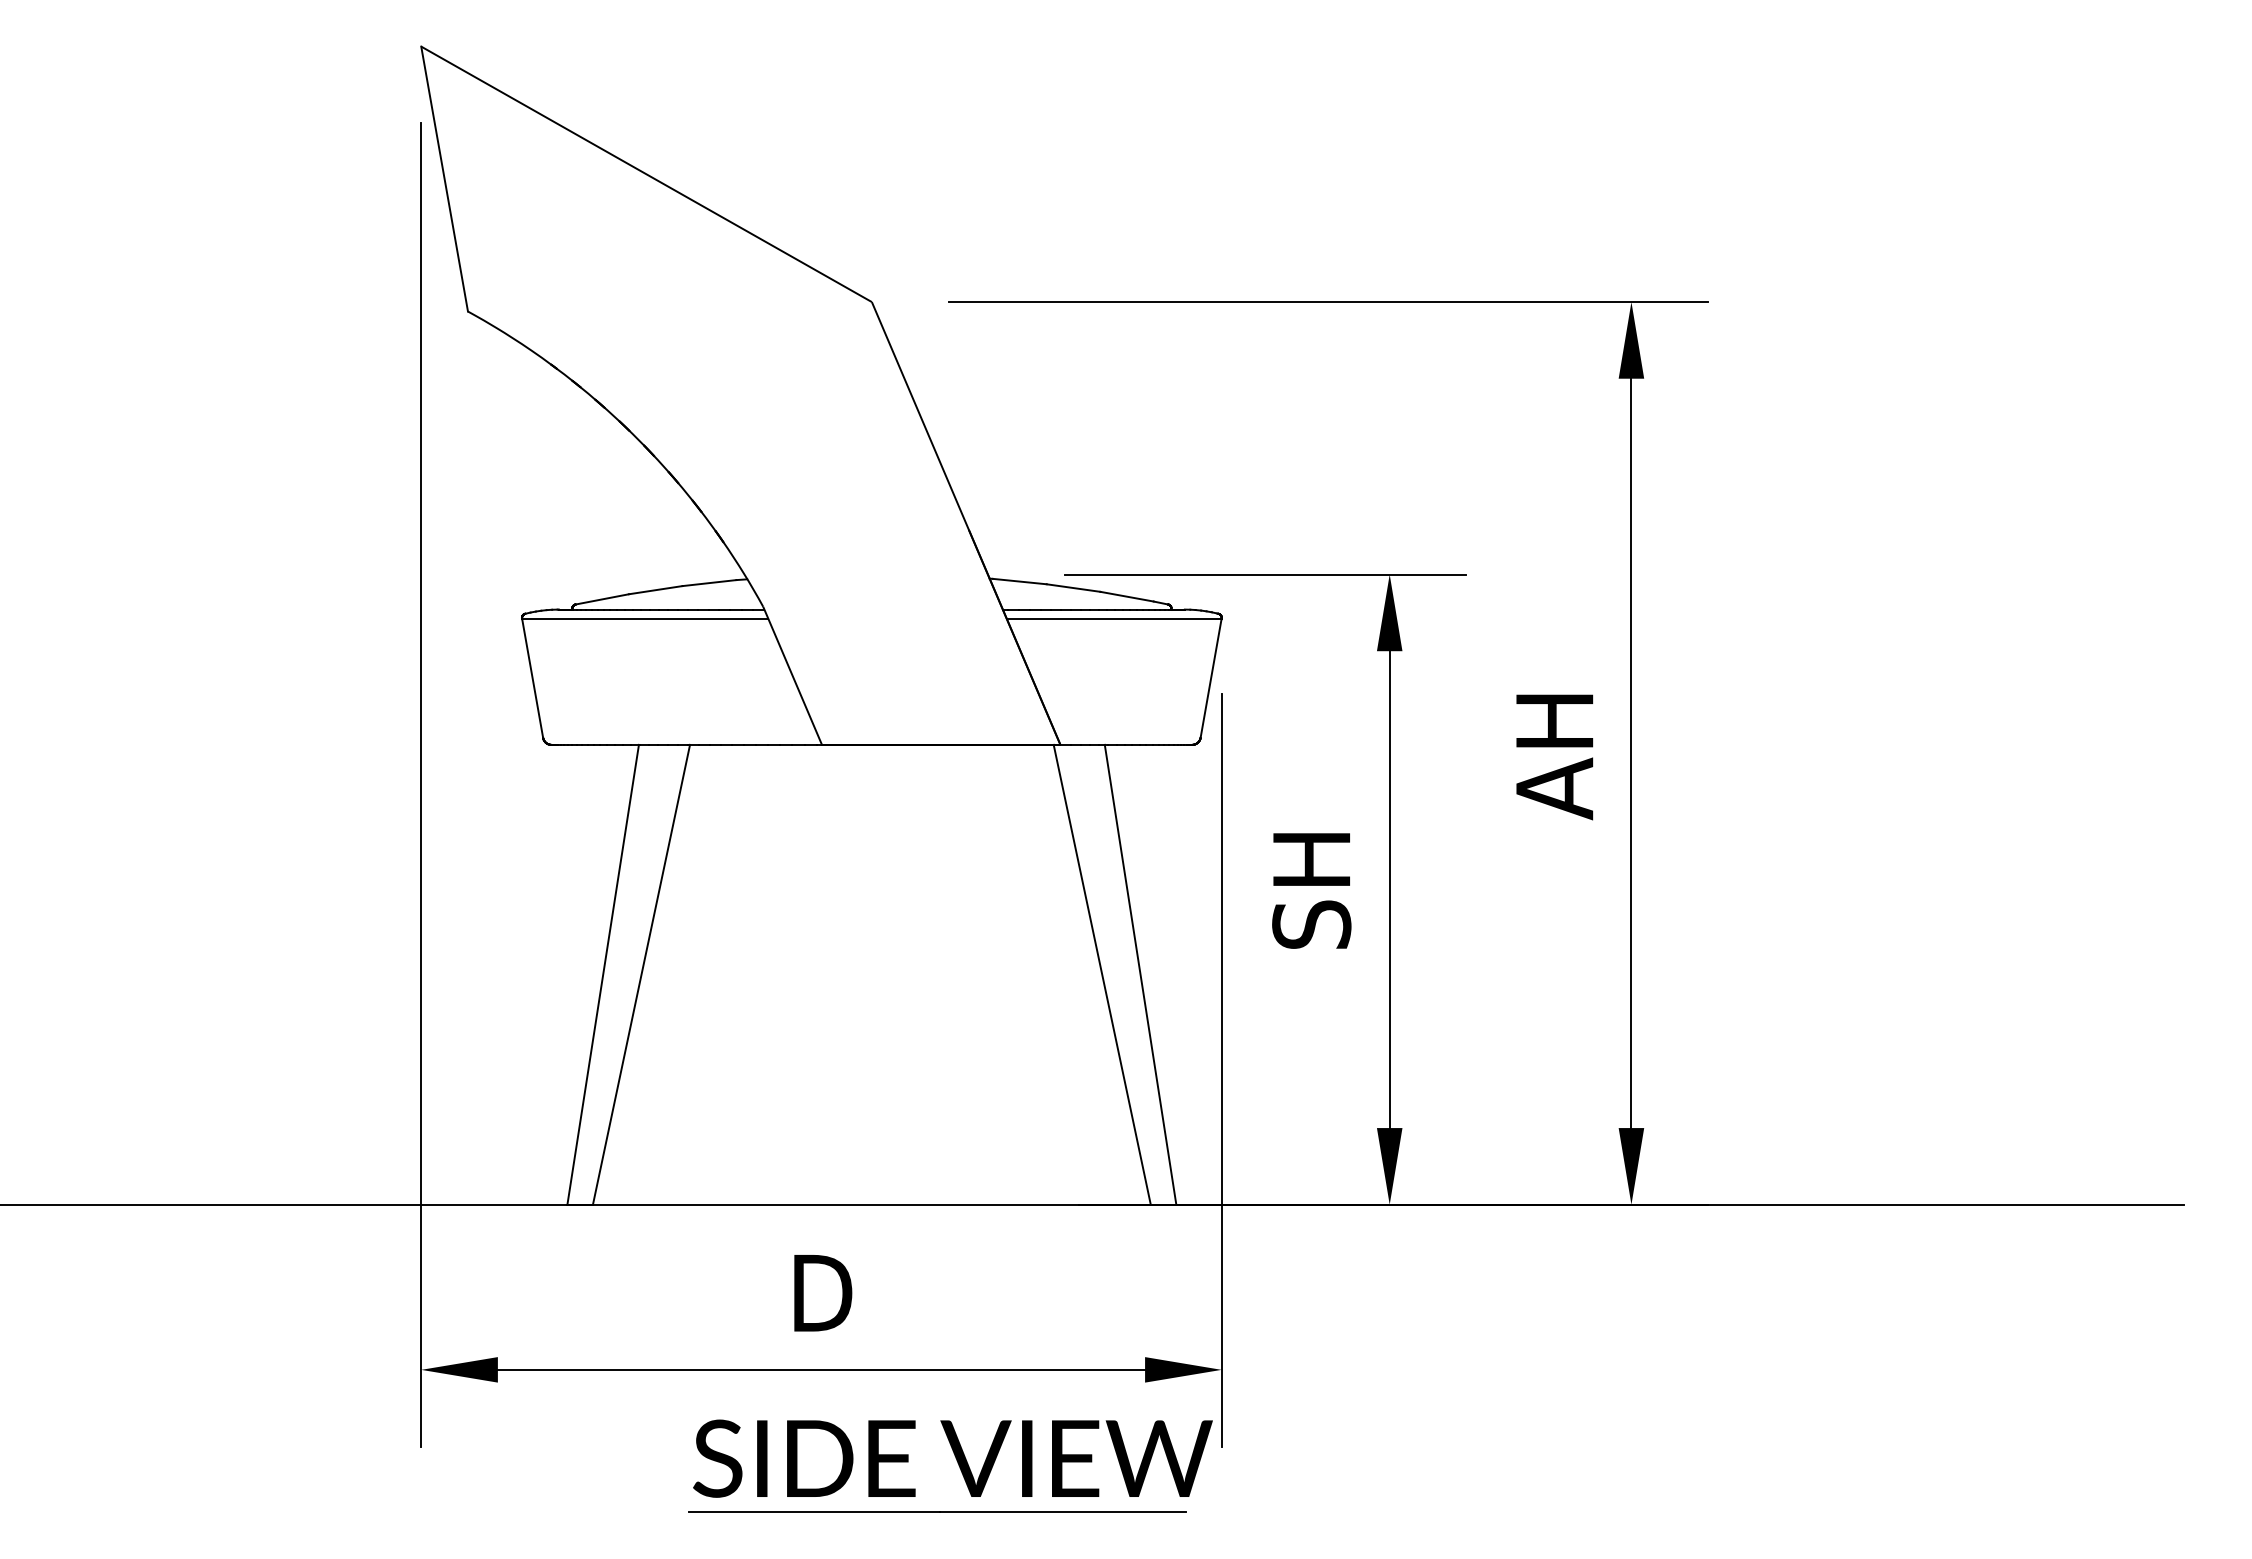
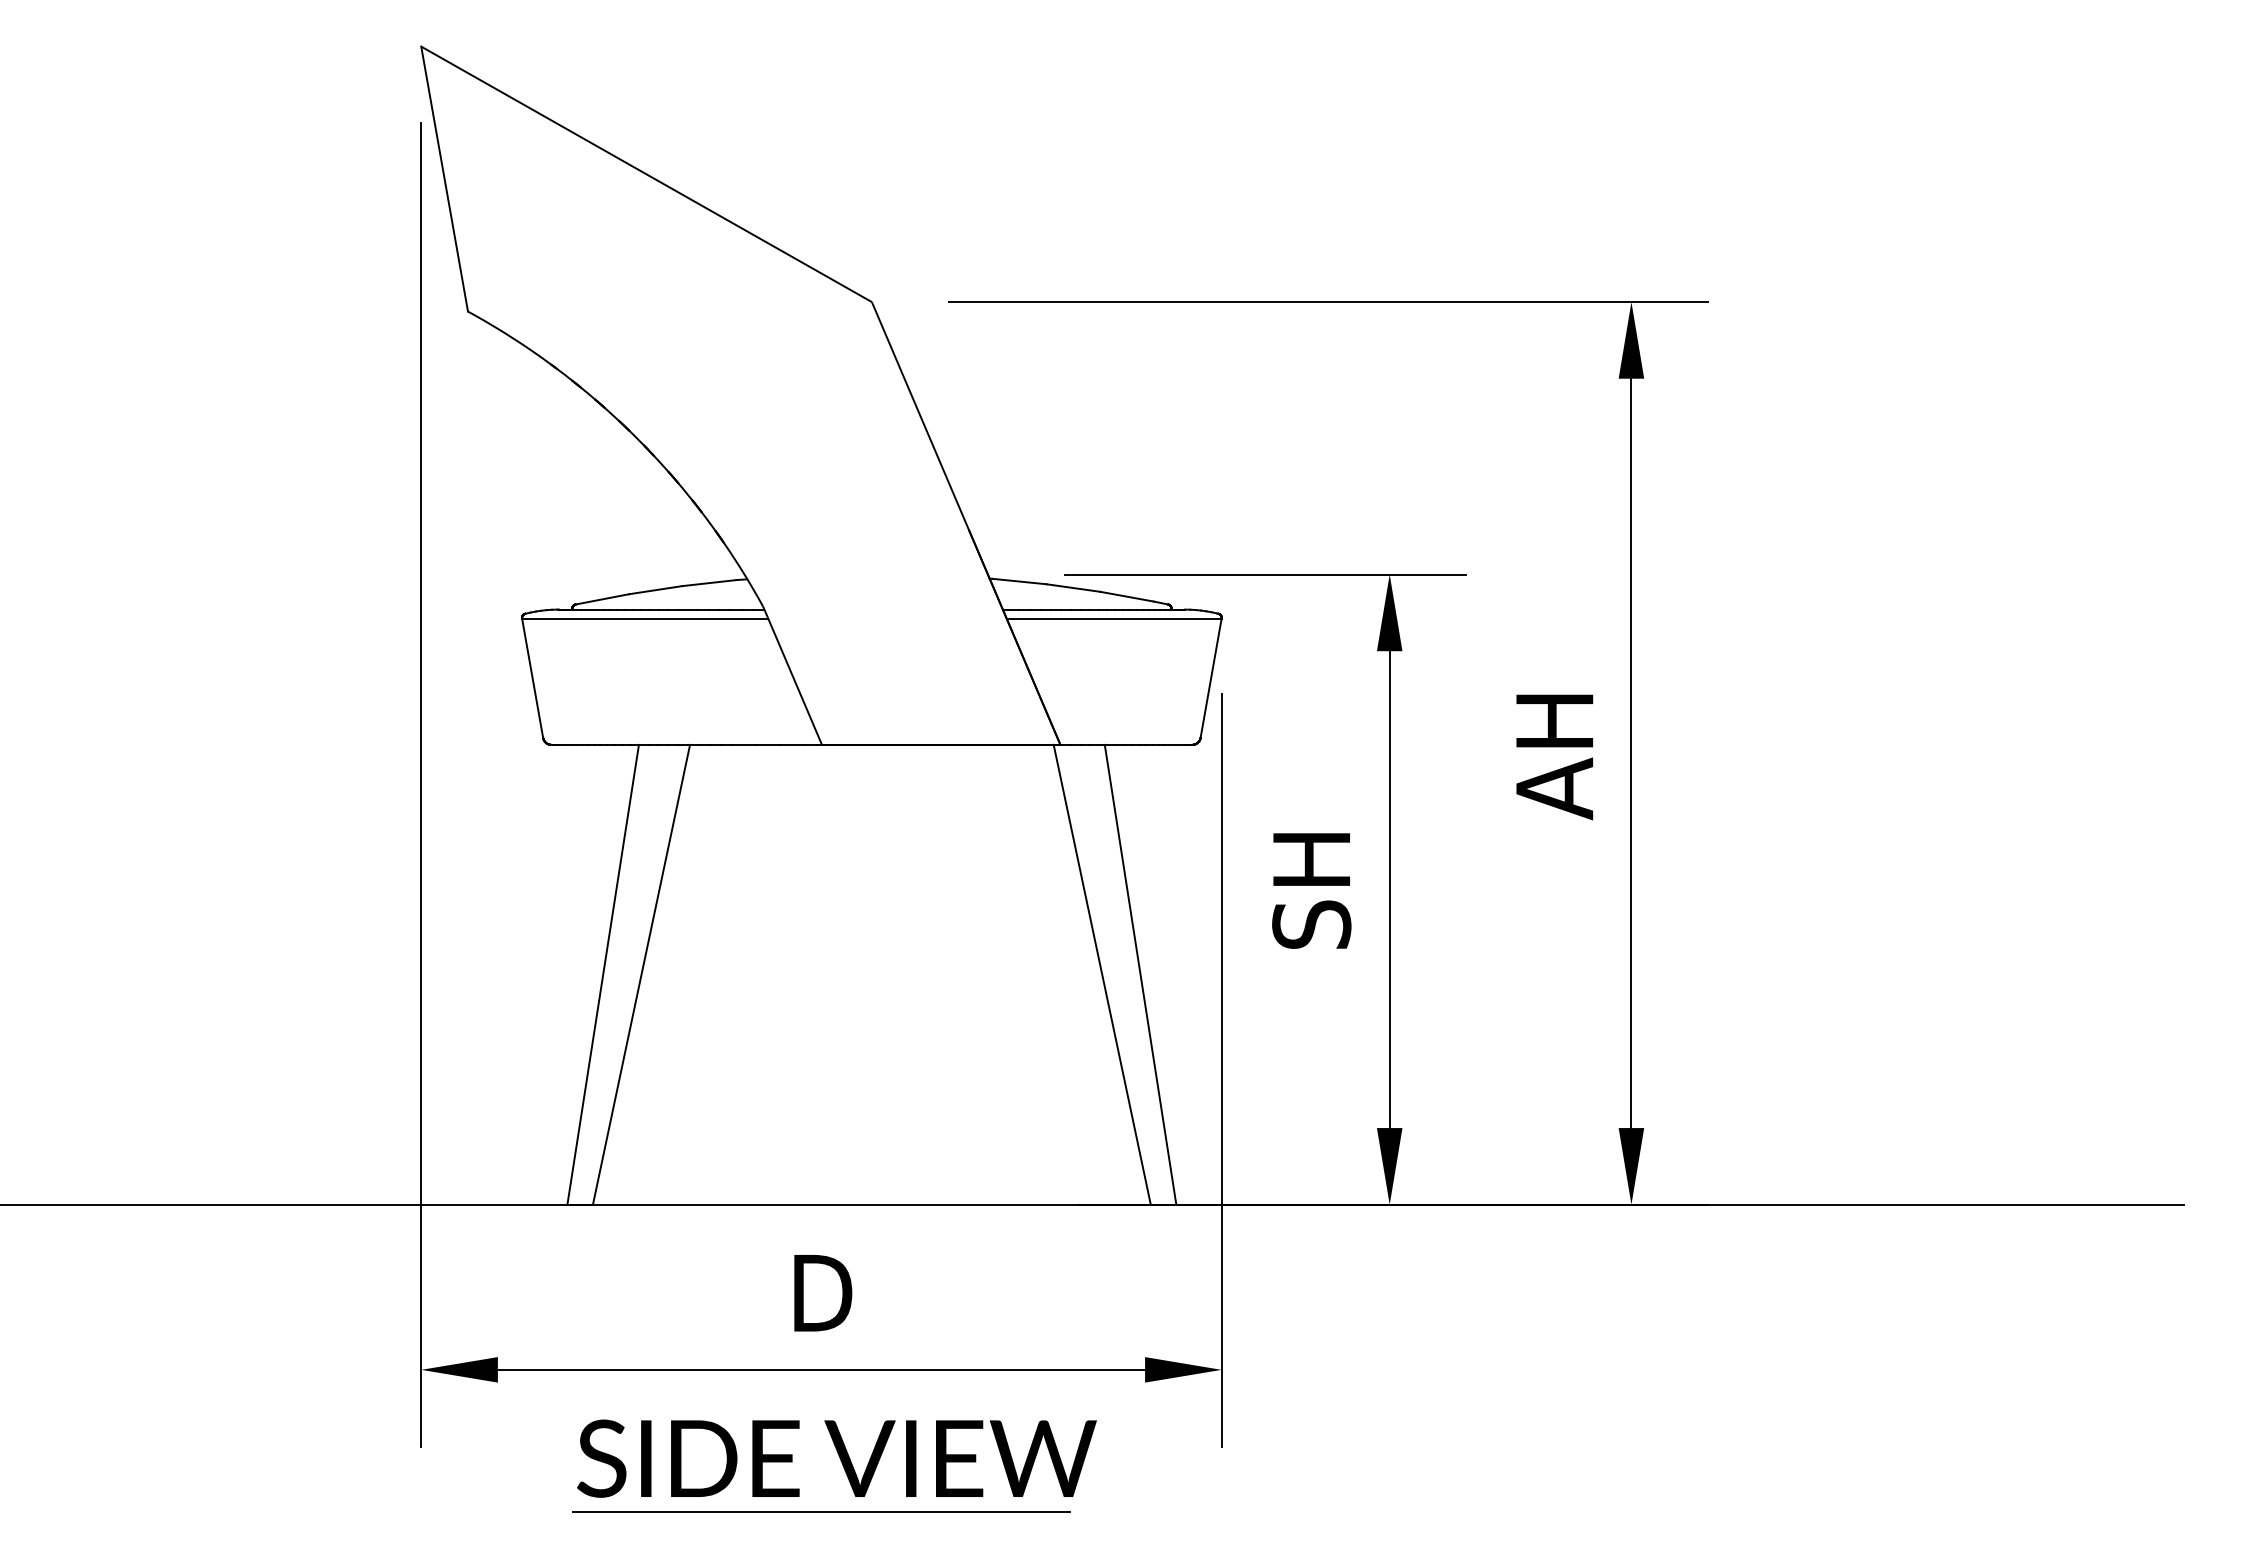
part position: (957, 1463) -> (841, 1463) (841, 1463)
